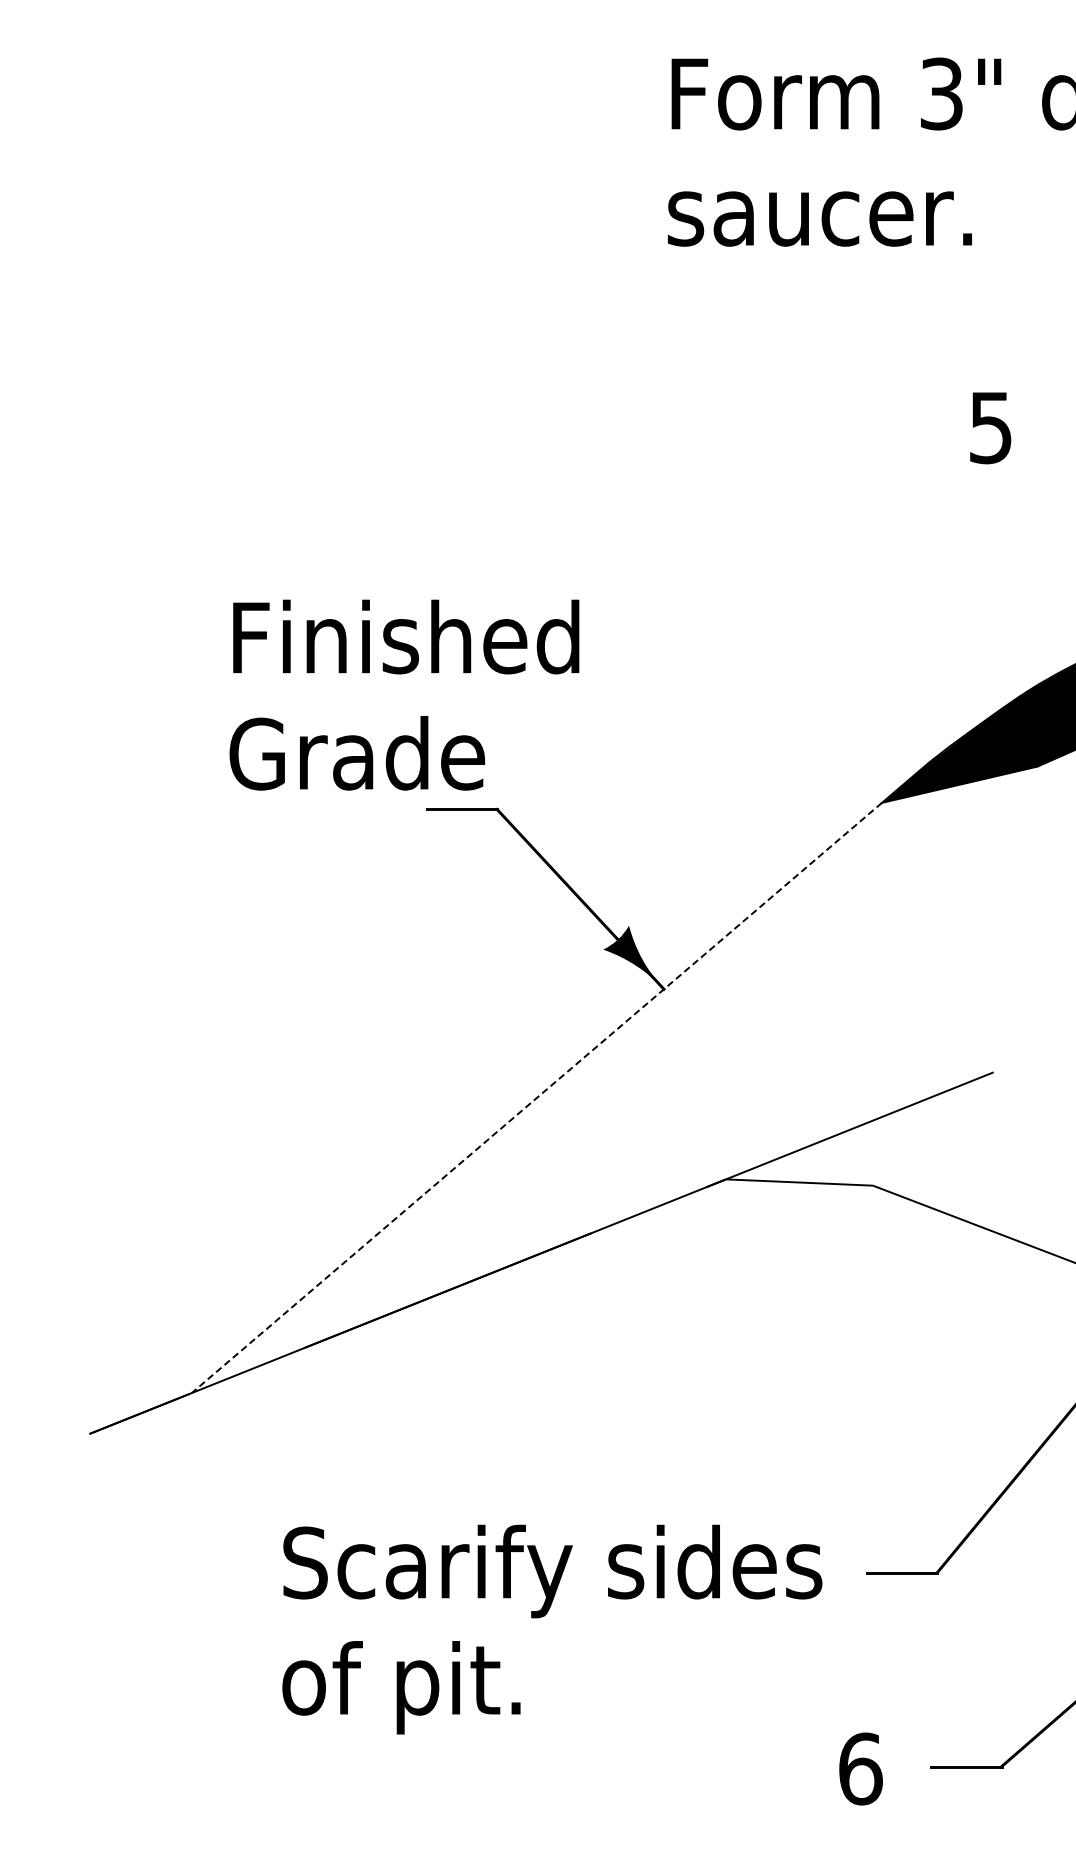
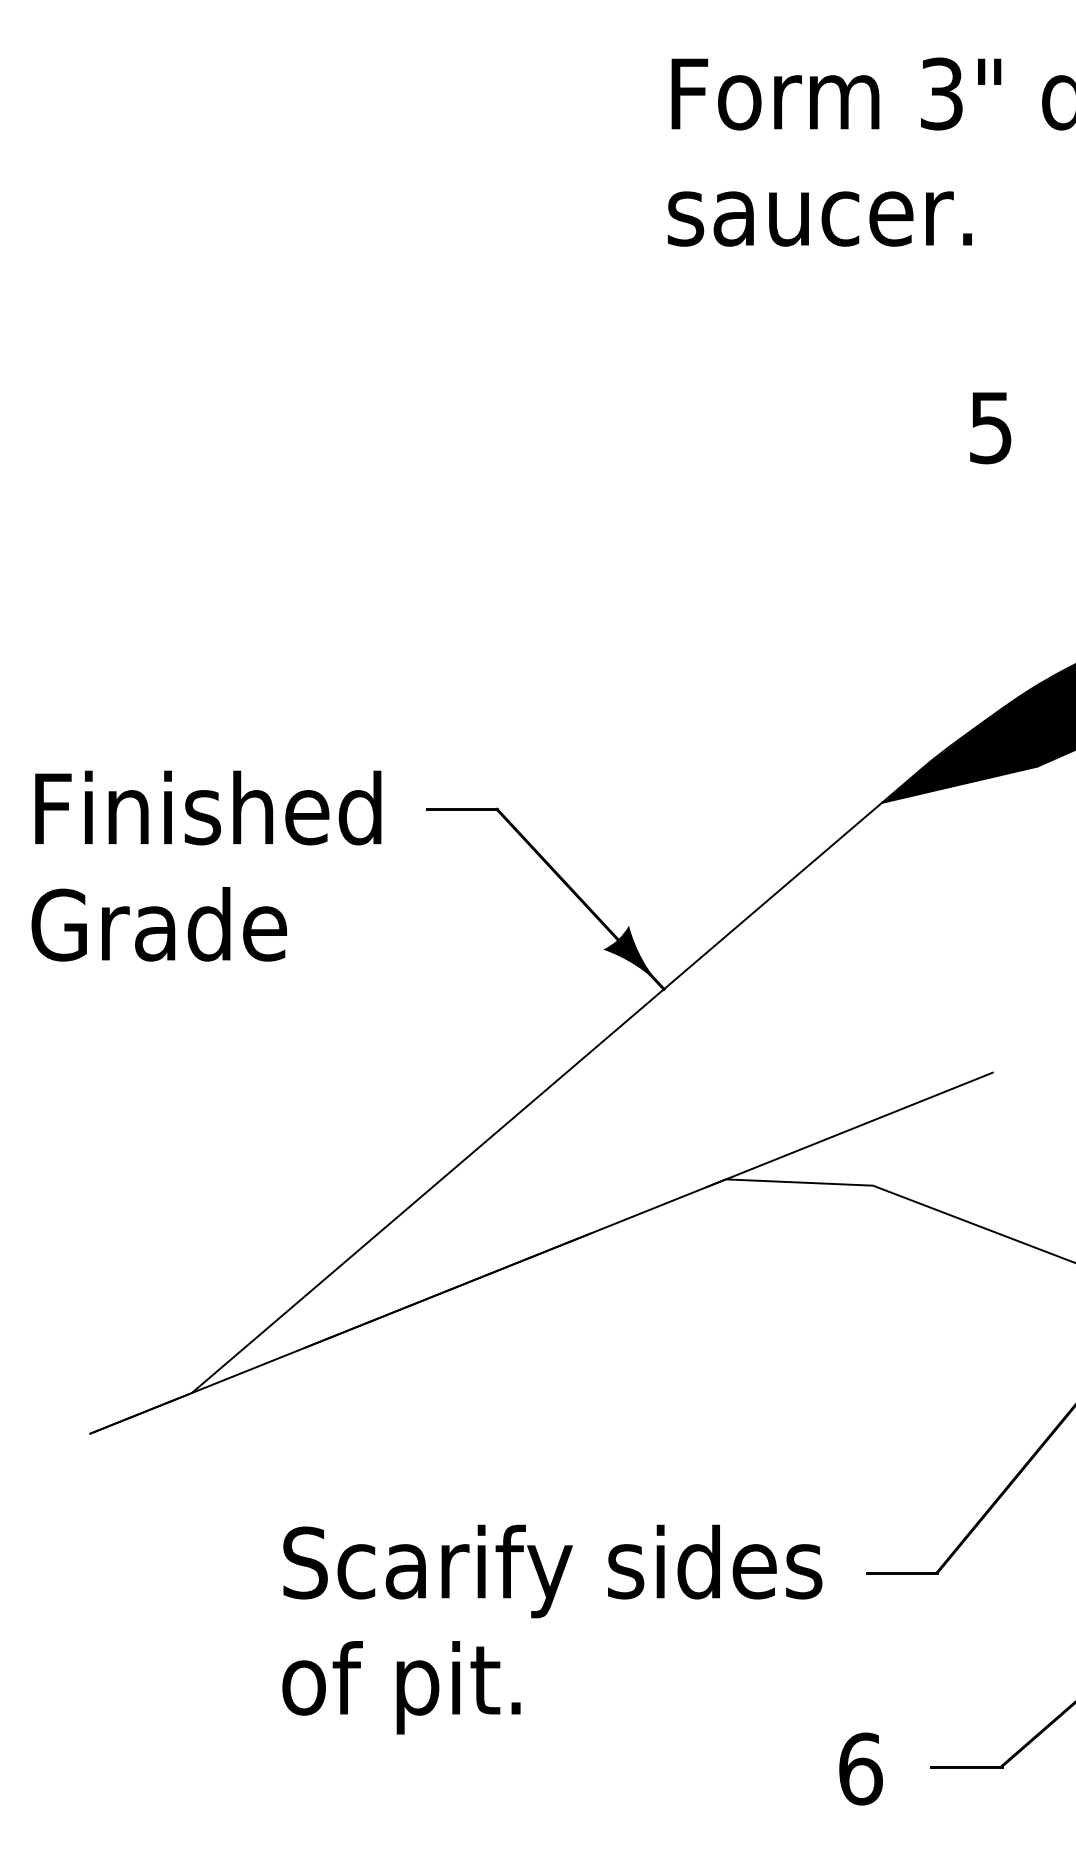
text position: (404, 694) -> (206, 865) (206, 865)
line: dashed -> solid (536, 1098)
